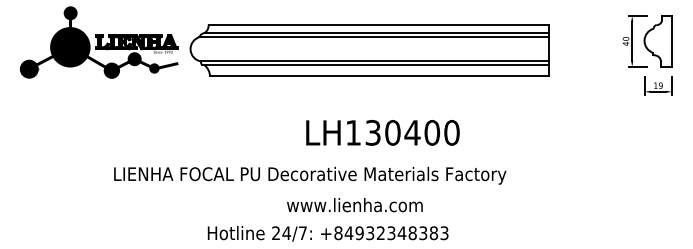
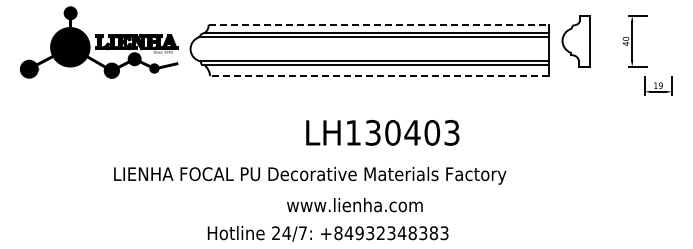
line: solid -> dashed (379, 24)
part position: (657, 41) -> (575, 41) (575, 41)
line: solid -> dashed (379, 76)
text: LH130400 -> LH130403 (451, 132)
